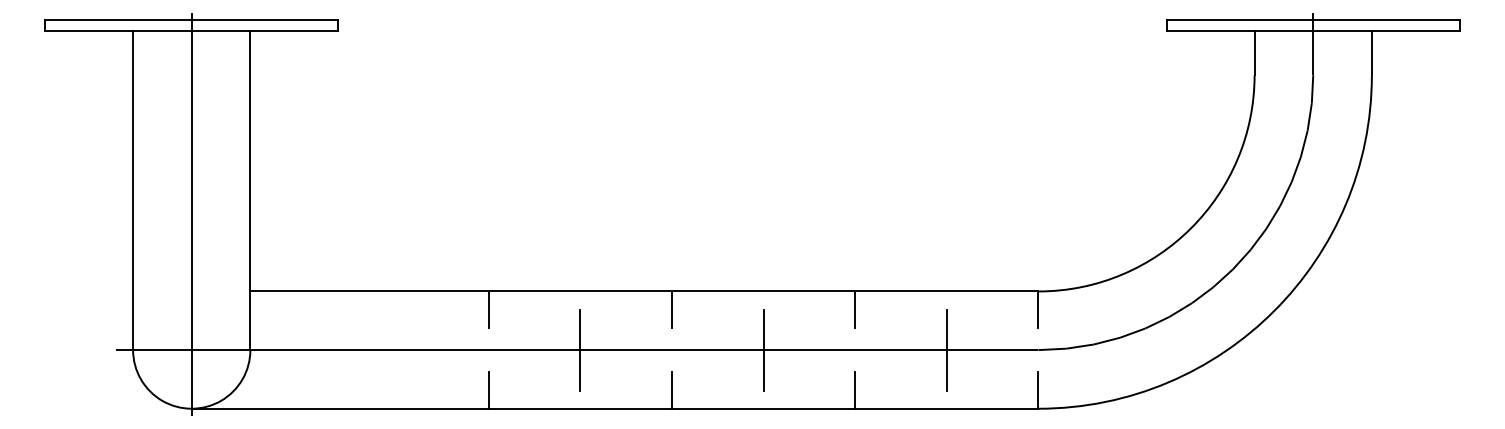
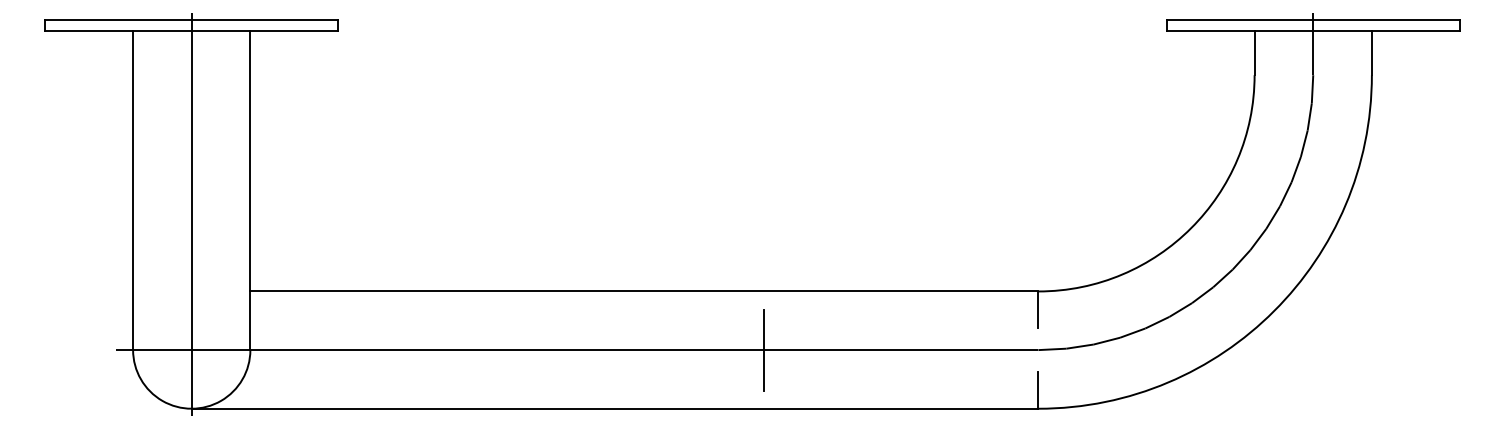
line: present -> none (488, 309)
line: present -> none (671, 309)
line: present -> none (855, 309)
line: present -> none (580, 350)
line: present -> none (946, 350)
line: present -> none (488, 390)
line: present -> none (671, 390)
line: present -> none (855, 390)
